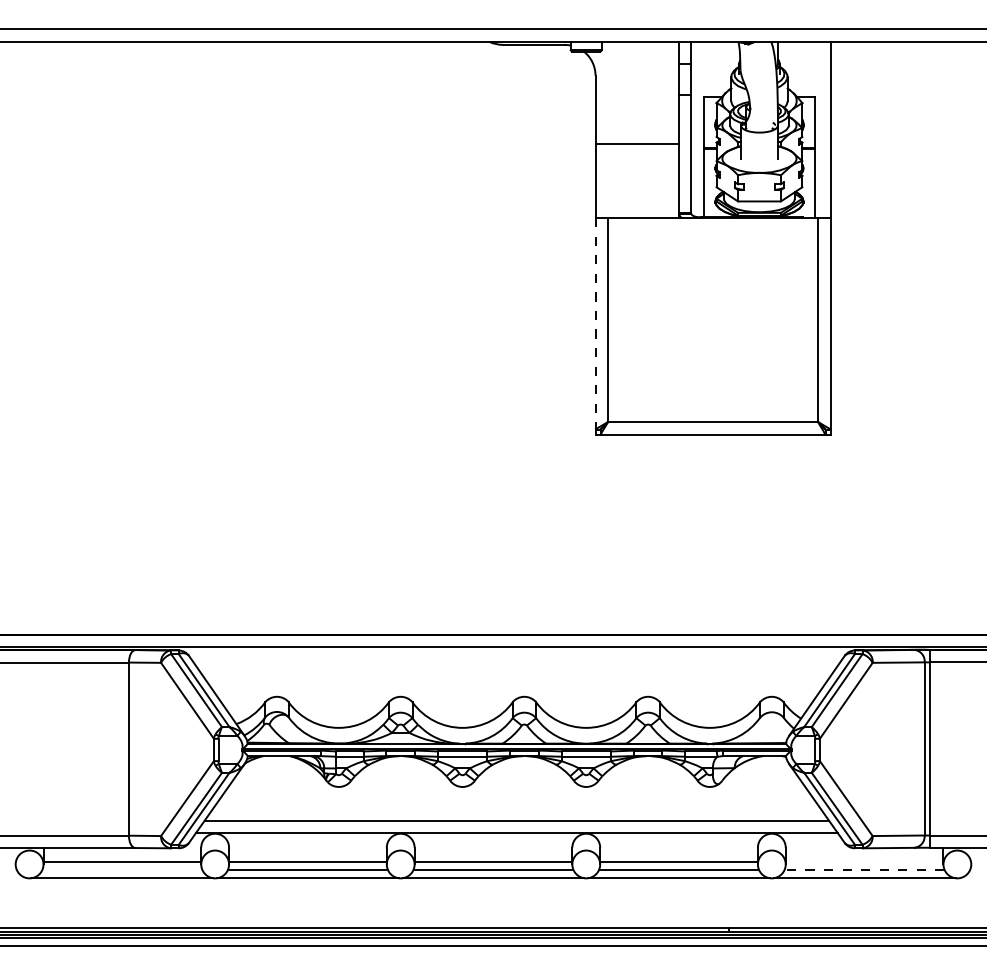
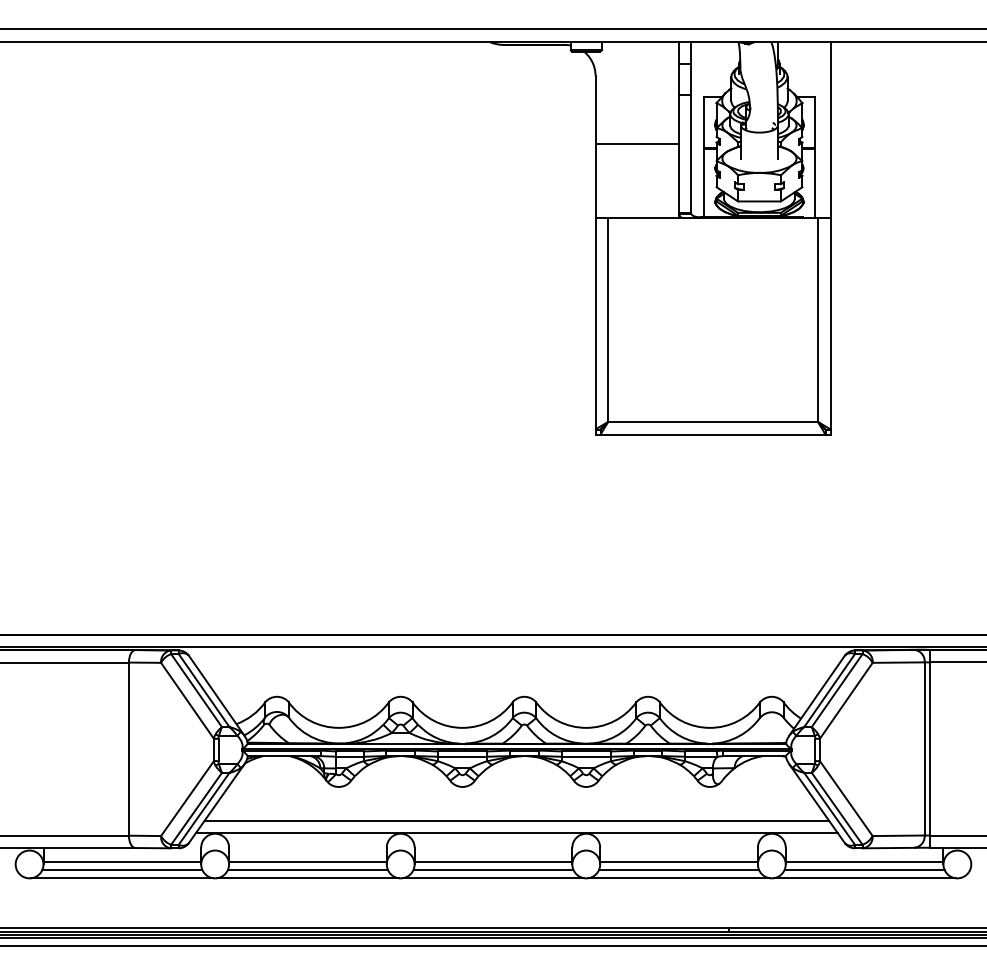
line: dashed -> solid (595, 323)
line: none -> present (864, 861)
line: none -> present (122, 869)
line: dashed -> solid (864, 869)
